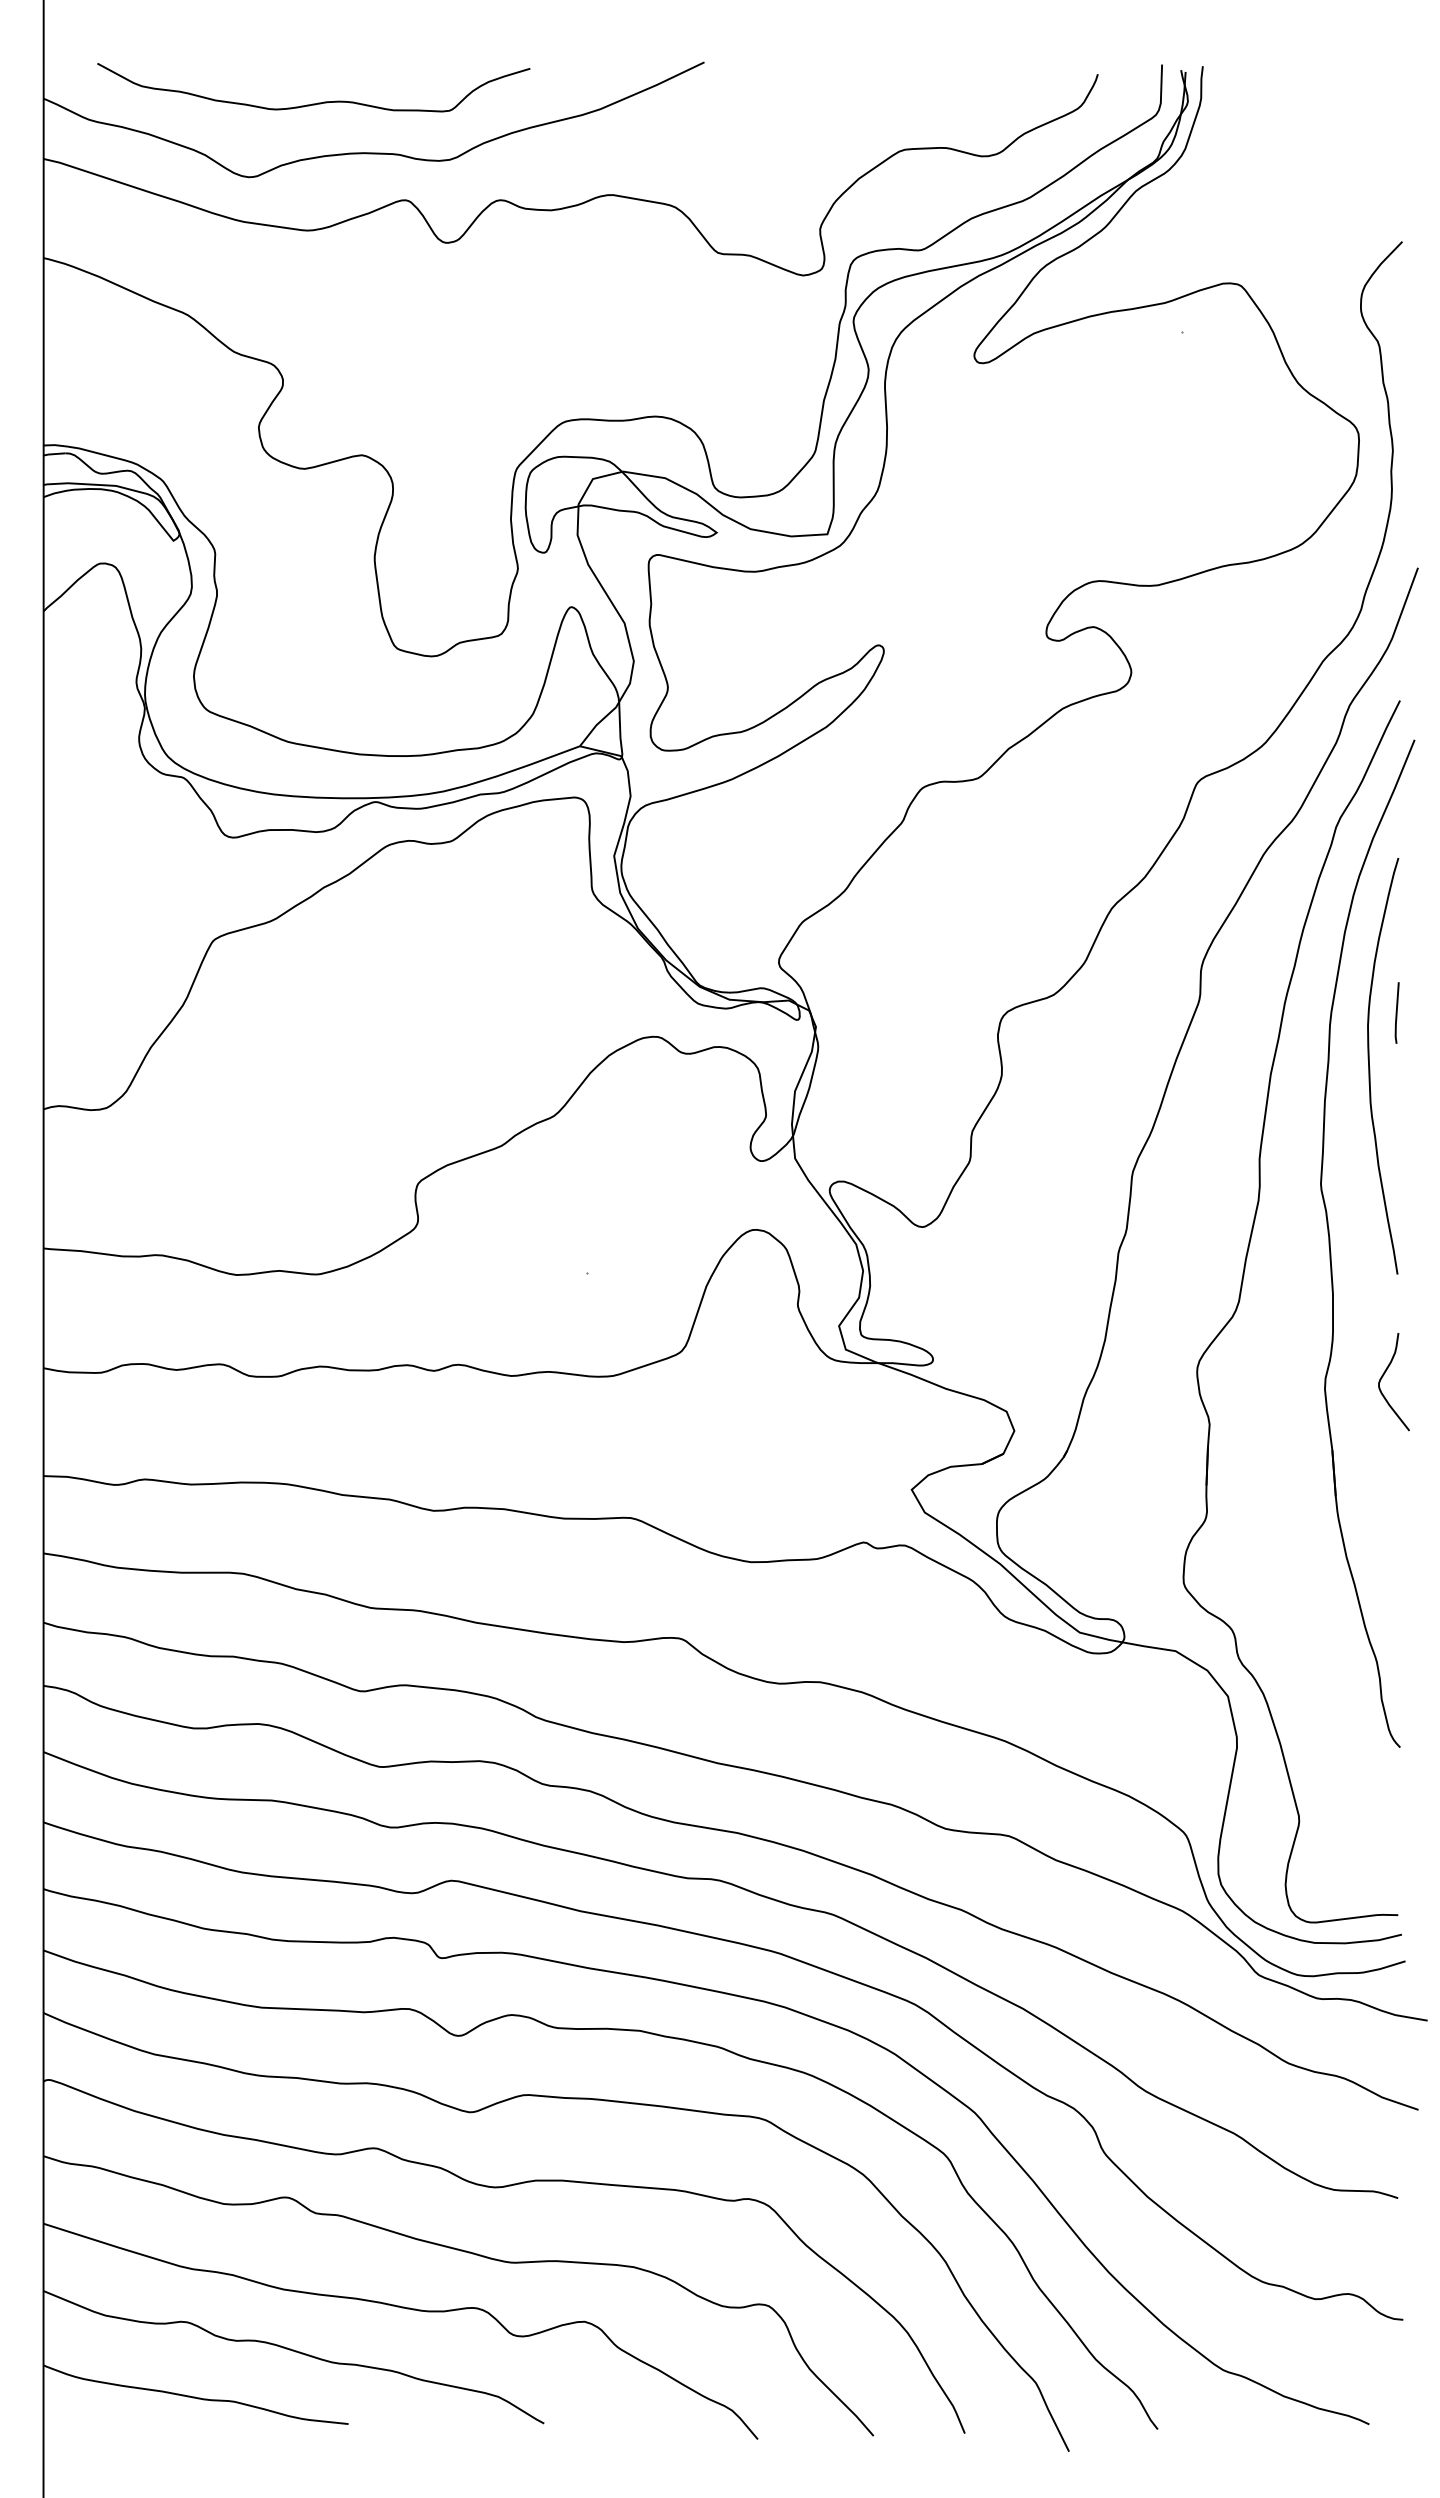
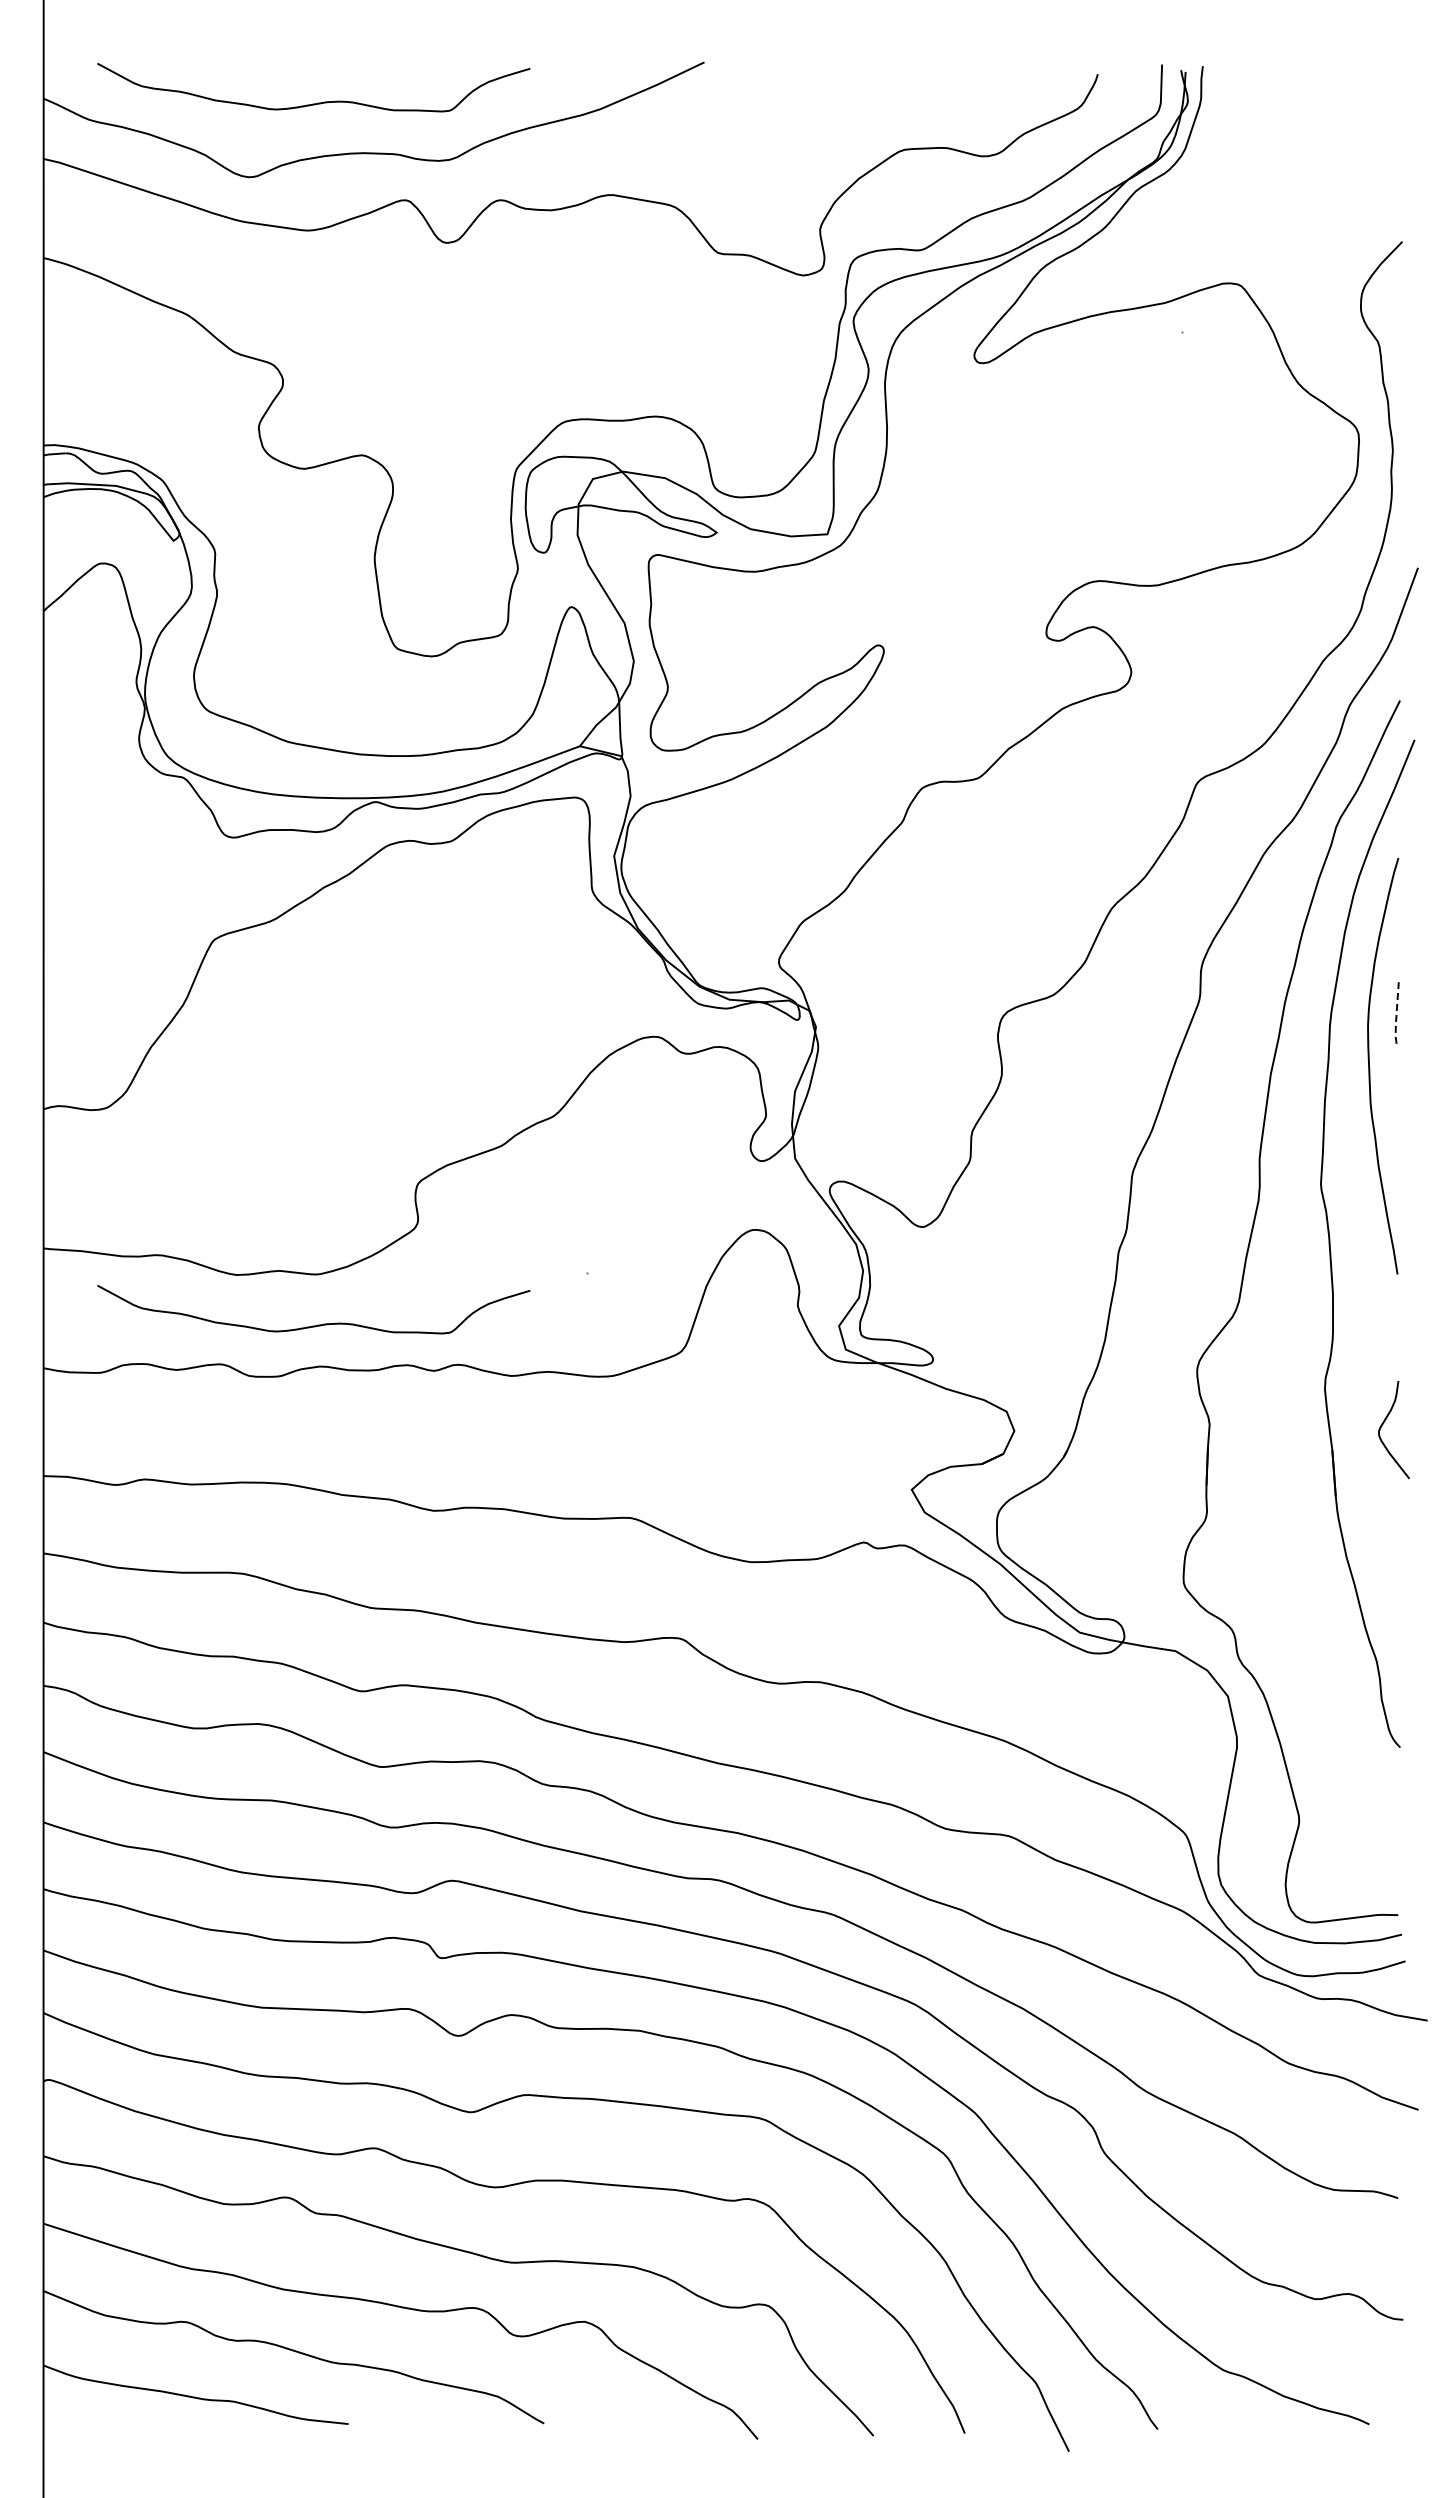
line: solid -> dashed (1396, 1014)
curve: none -> present (318, 1324)
curve position: (1383, 1376) -> (1383, 1424) (1383, 1424)
